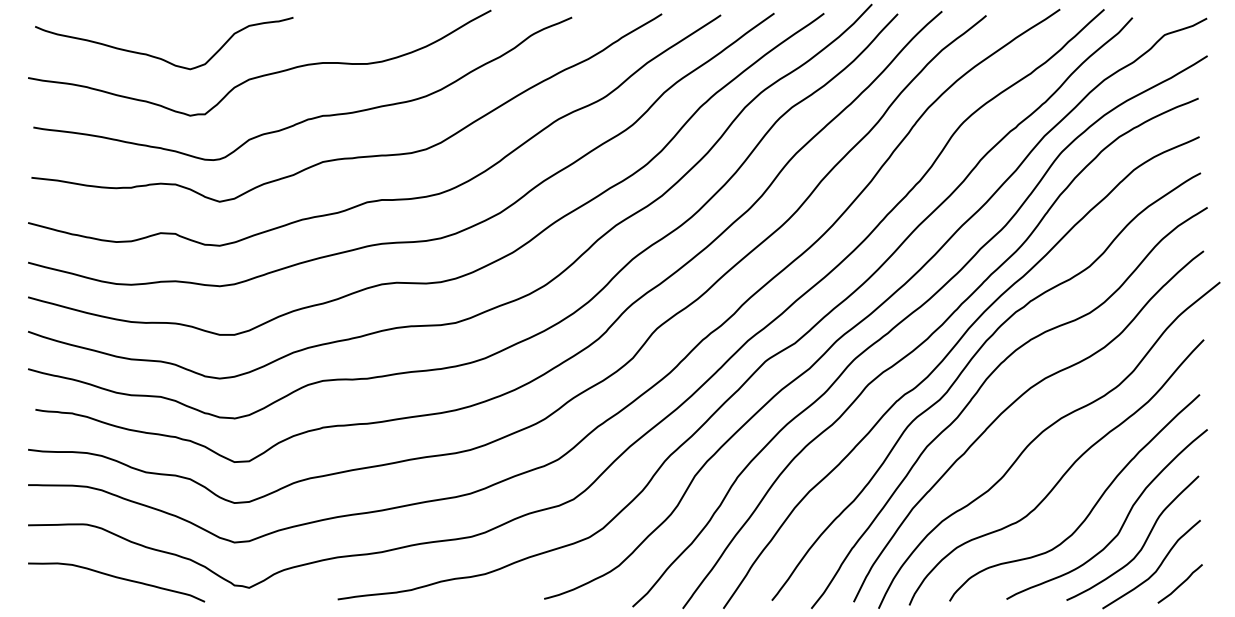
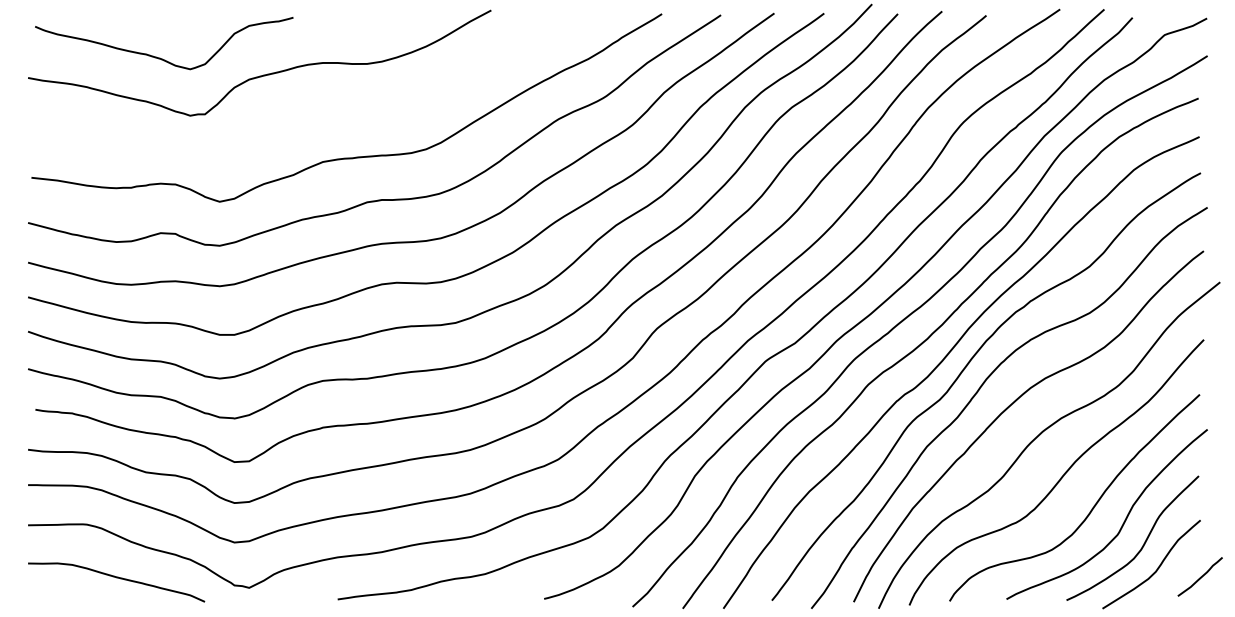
curve: present -> none (307, 118)
curve position: (1180, 583) -> (1200, 576) (1200, 576)
